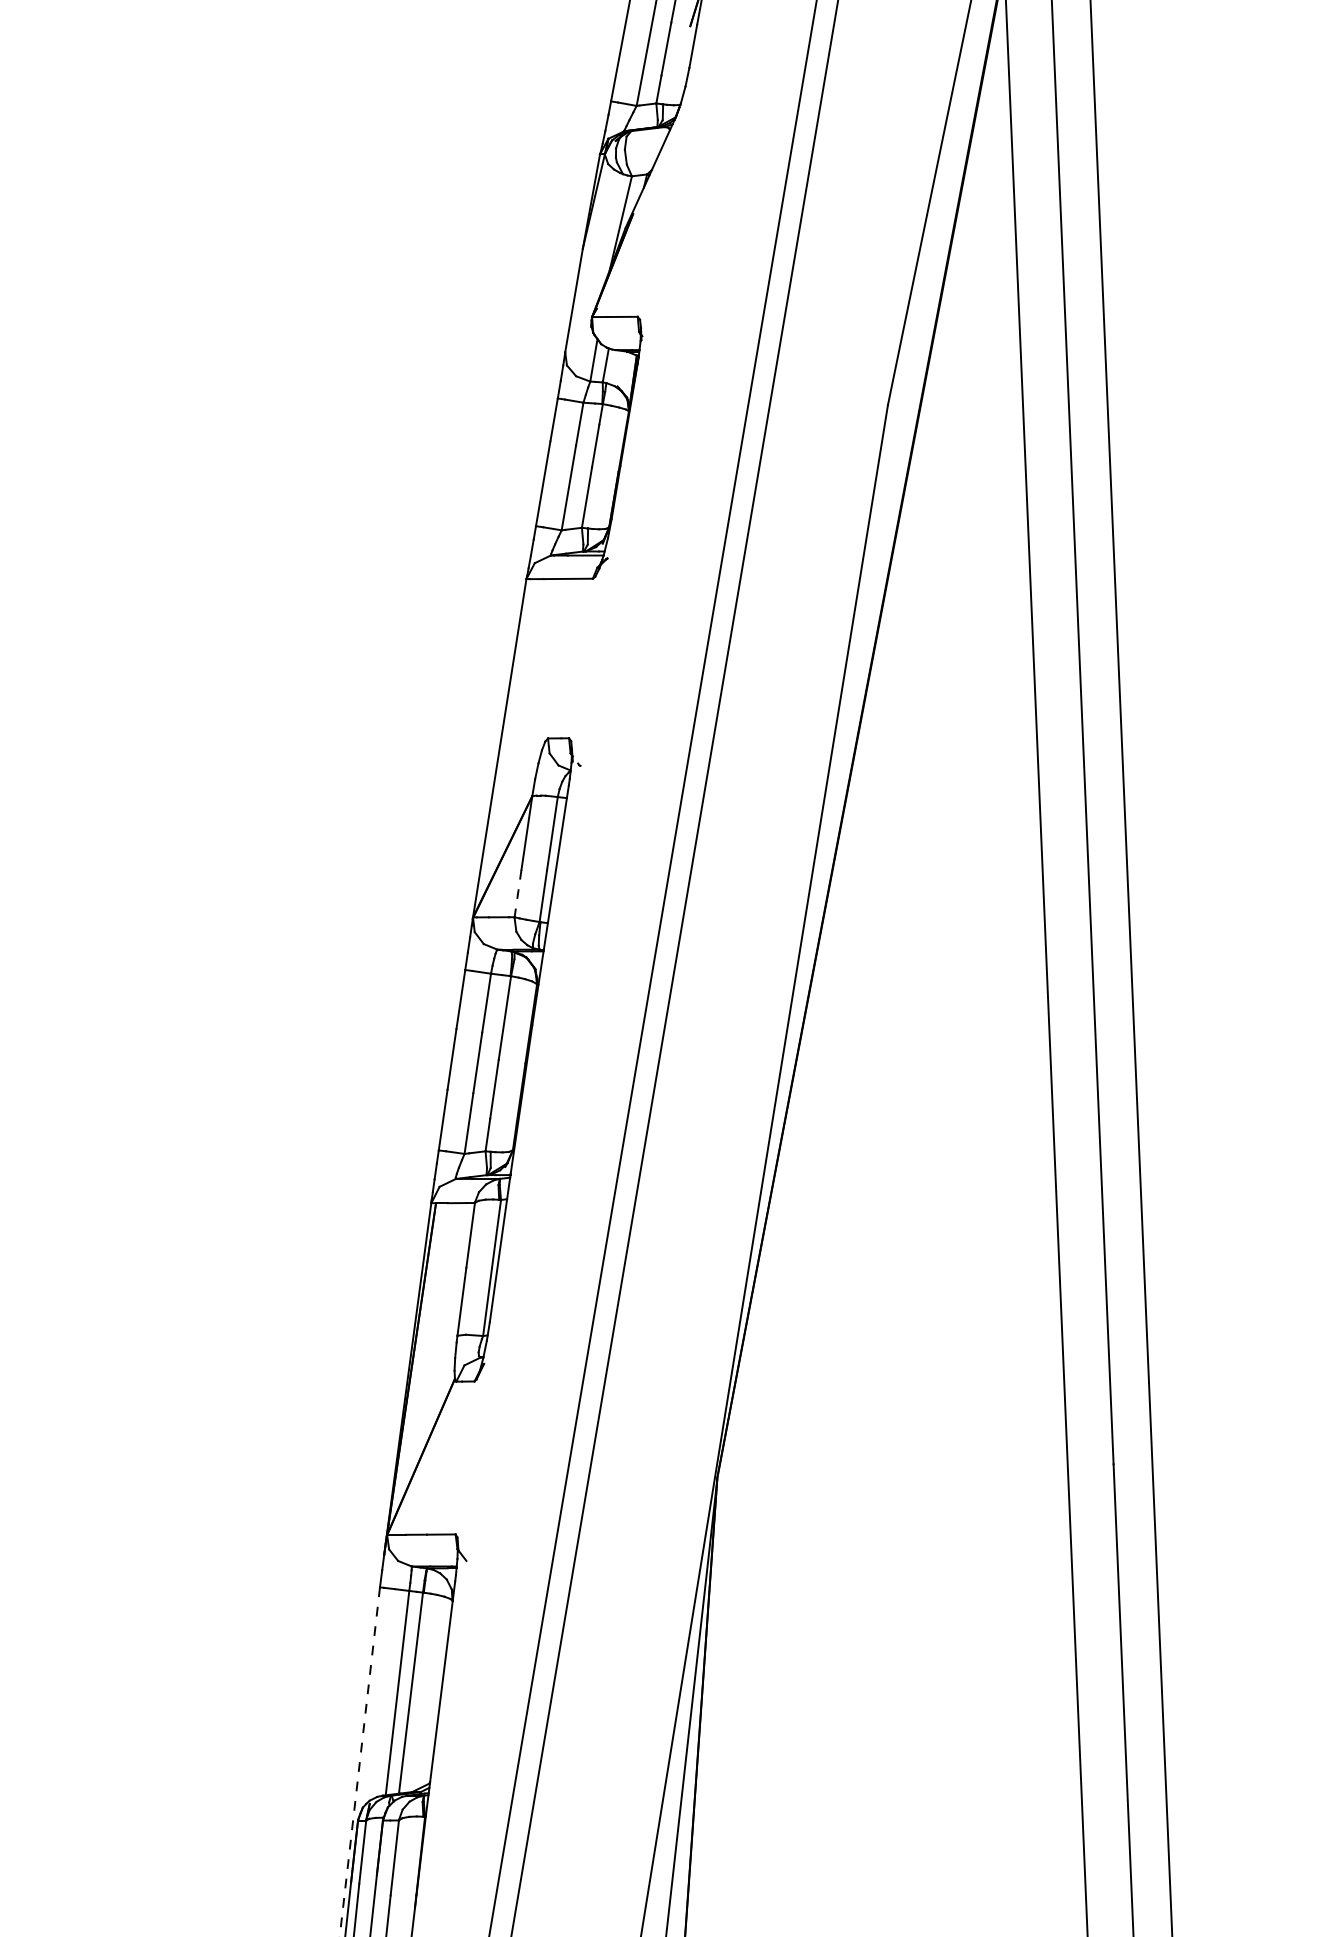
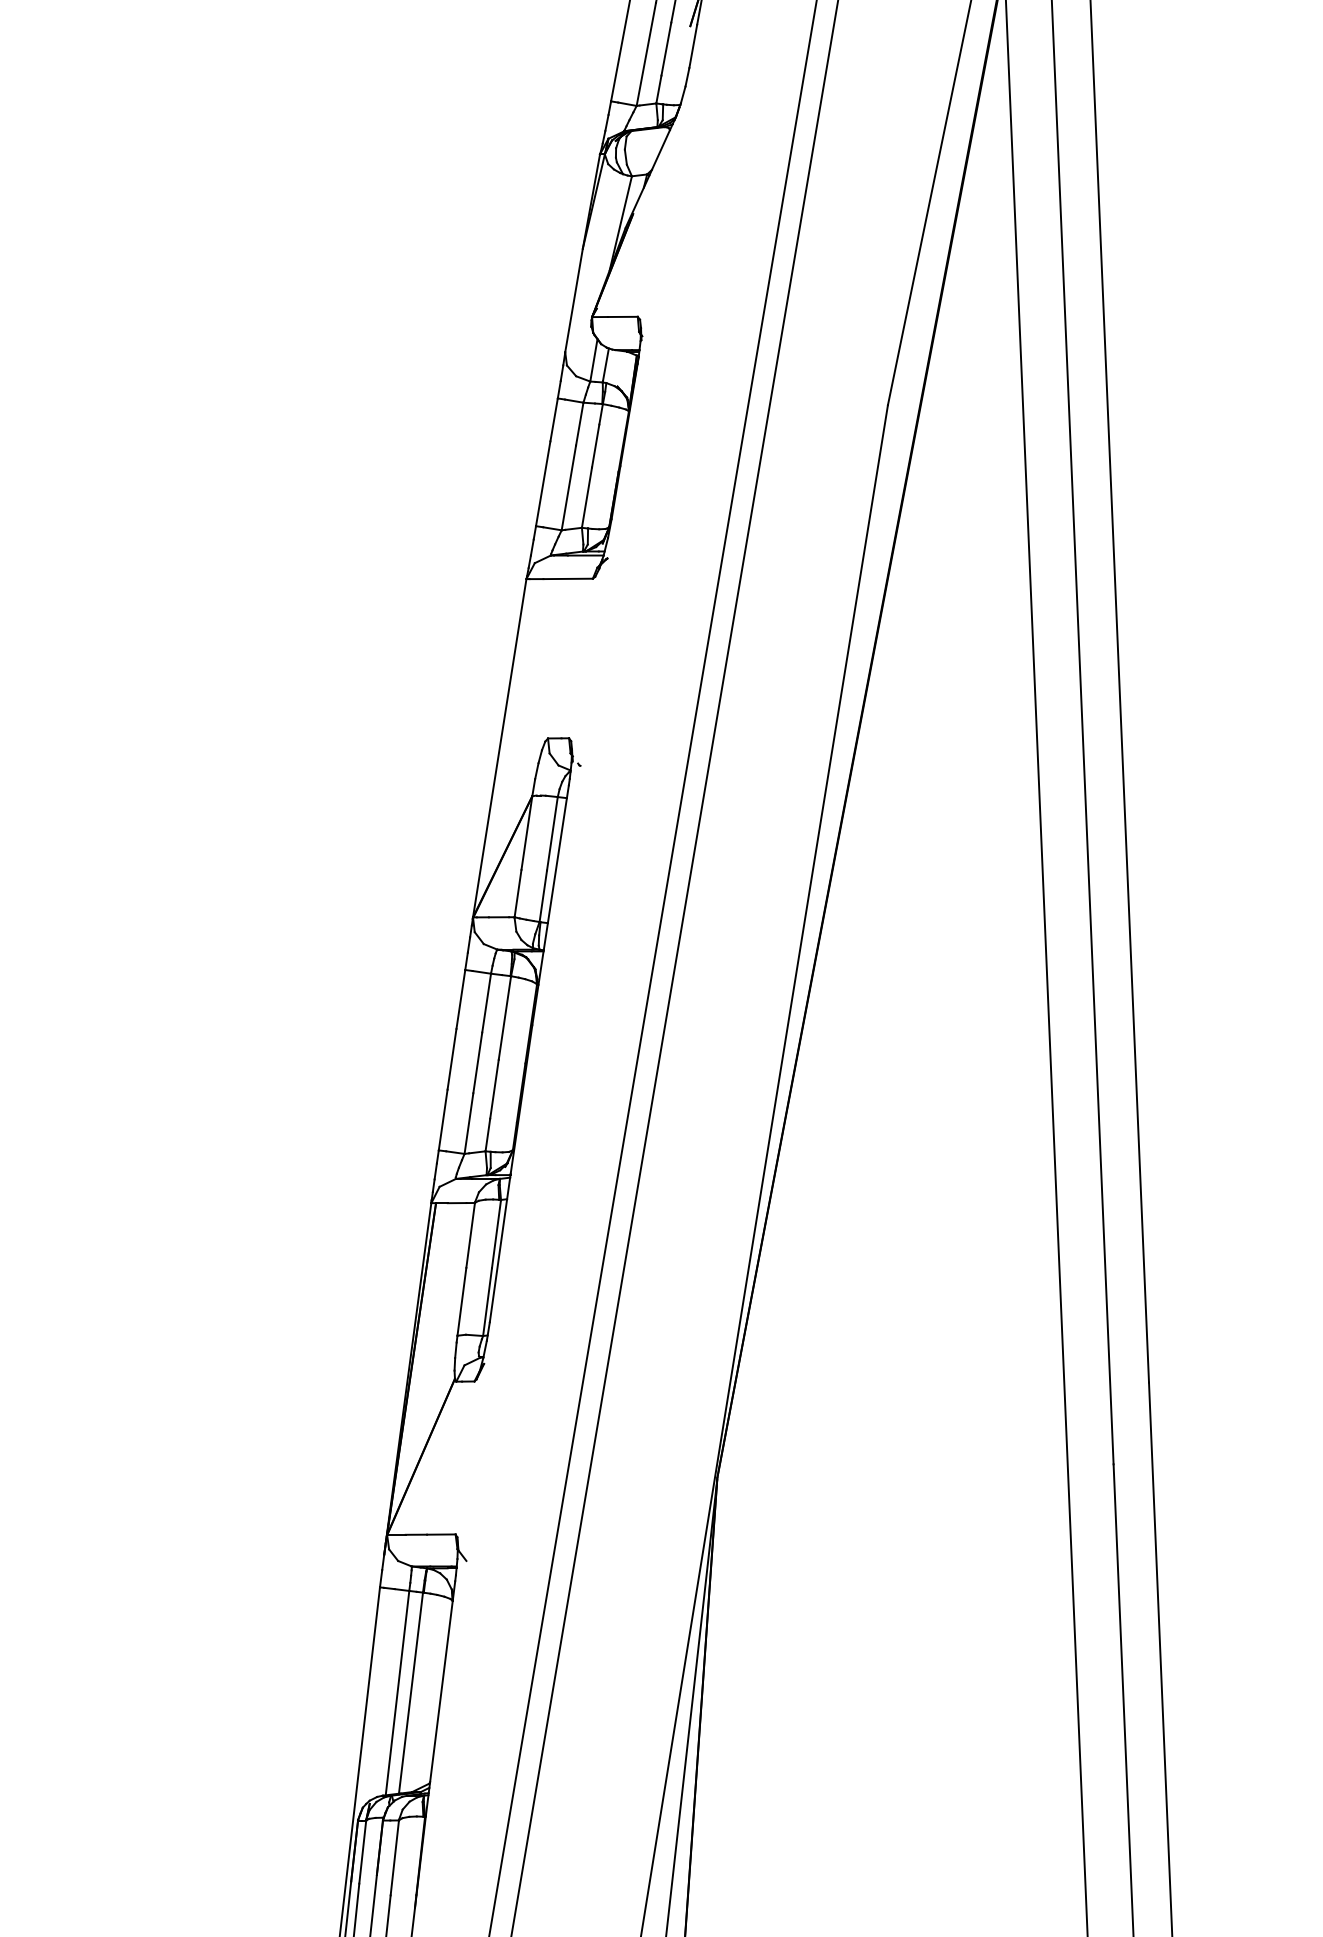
line: dashed -> solid (518, 893)
line: dashed -> solid (359, 1762)
